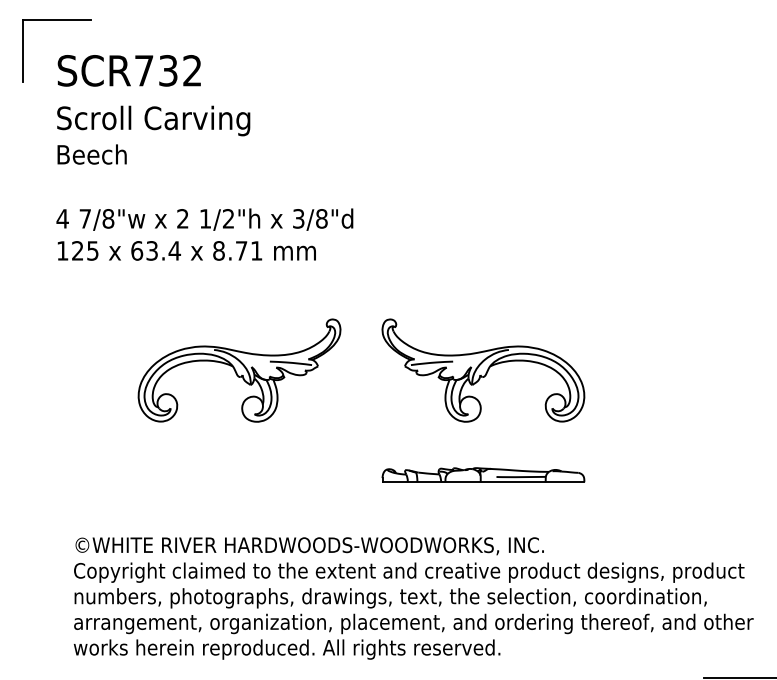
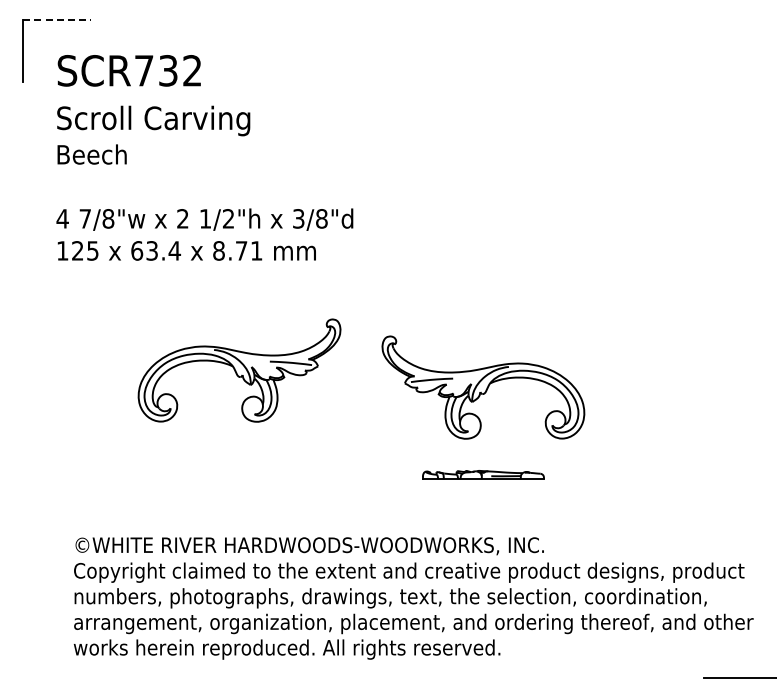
line: solid -> dashed (57, 20)
part position: (483, 370) -> (483, 387) (483, 387)
part size: 205x16 px -> 123x10 px (483, 474)
